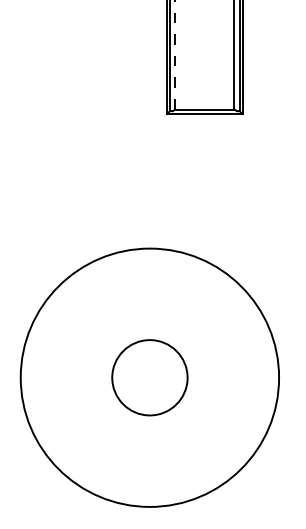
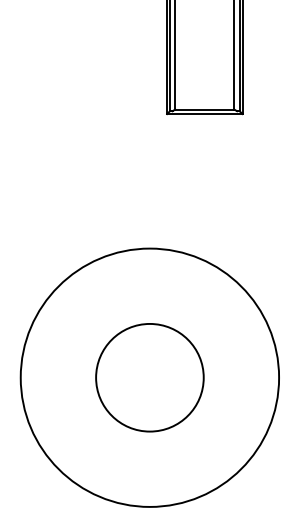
line: dashed -> solid (175, 54)
circle diameter: 75 px -> 108 px (149, 377)
